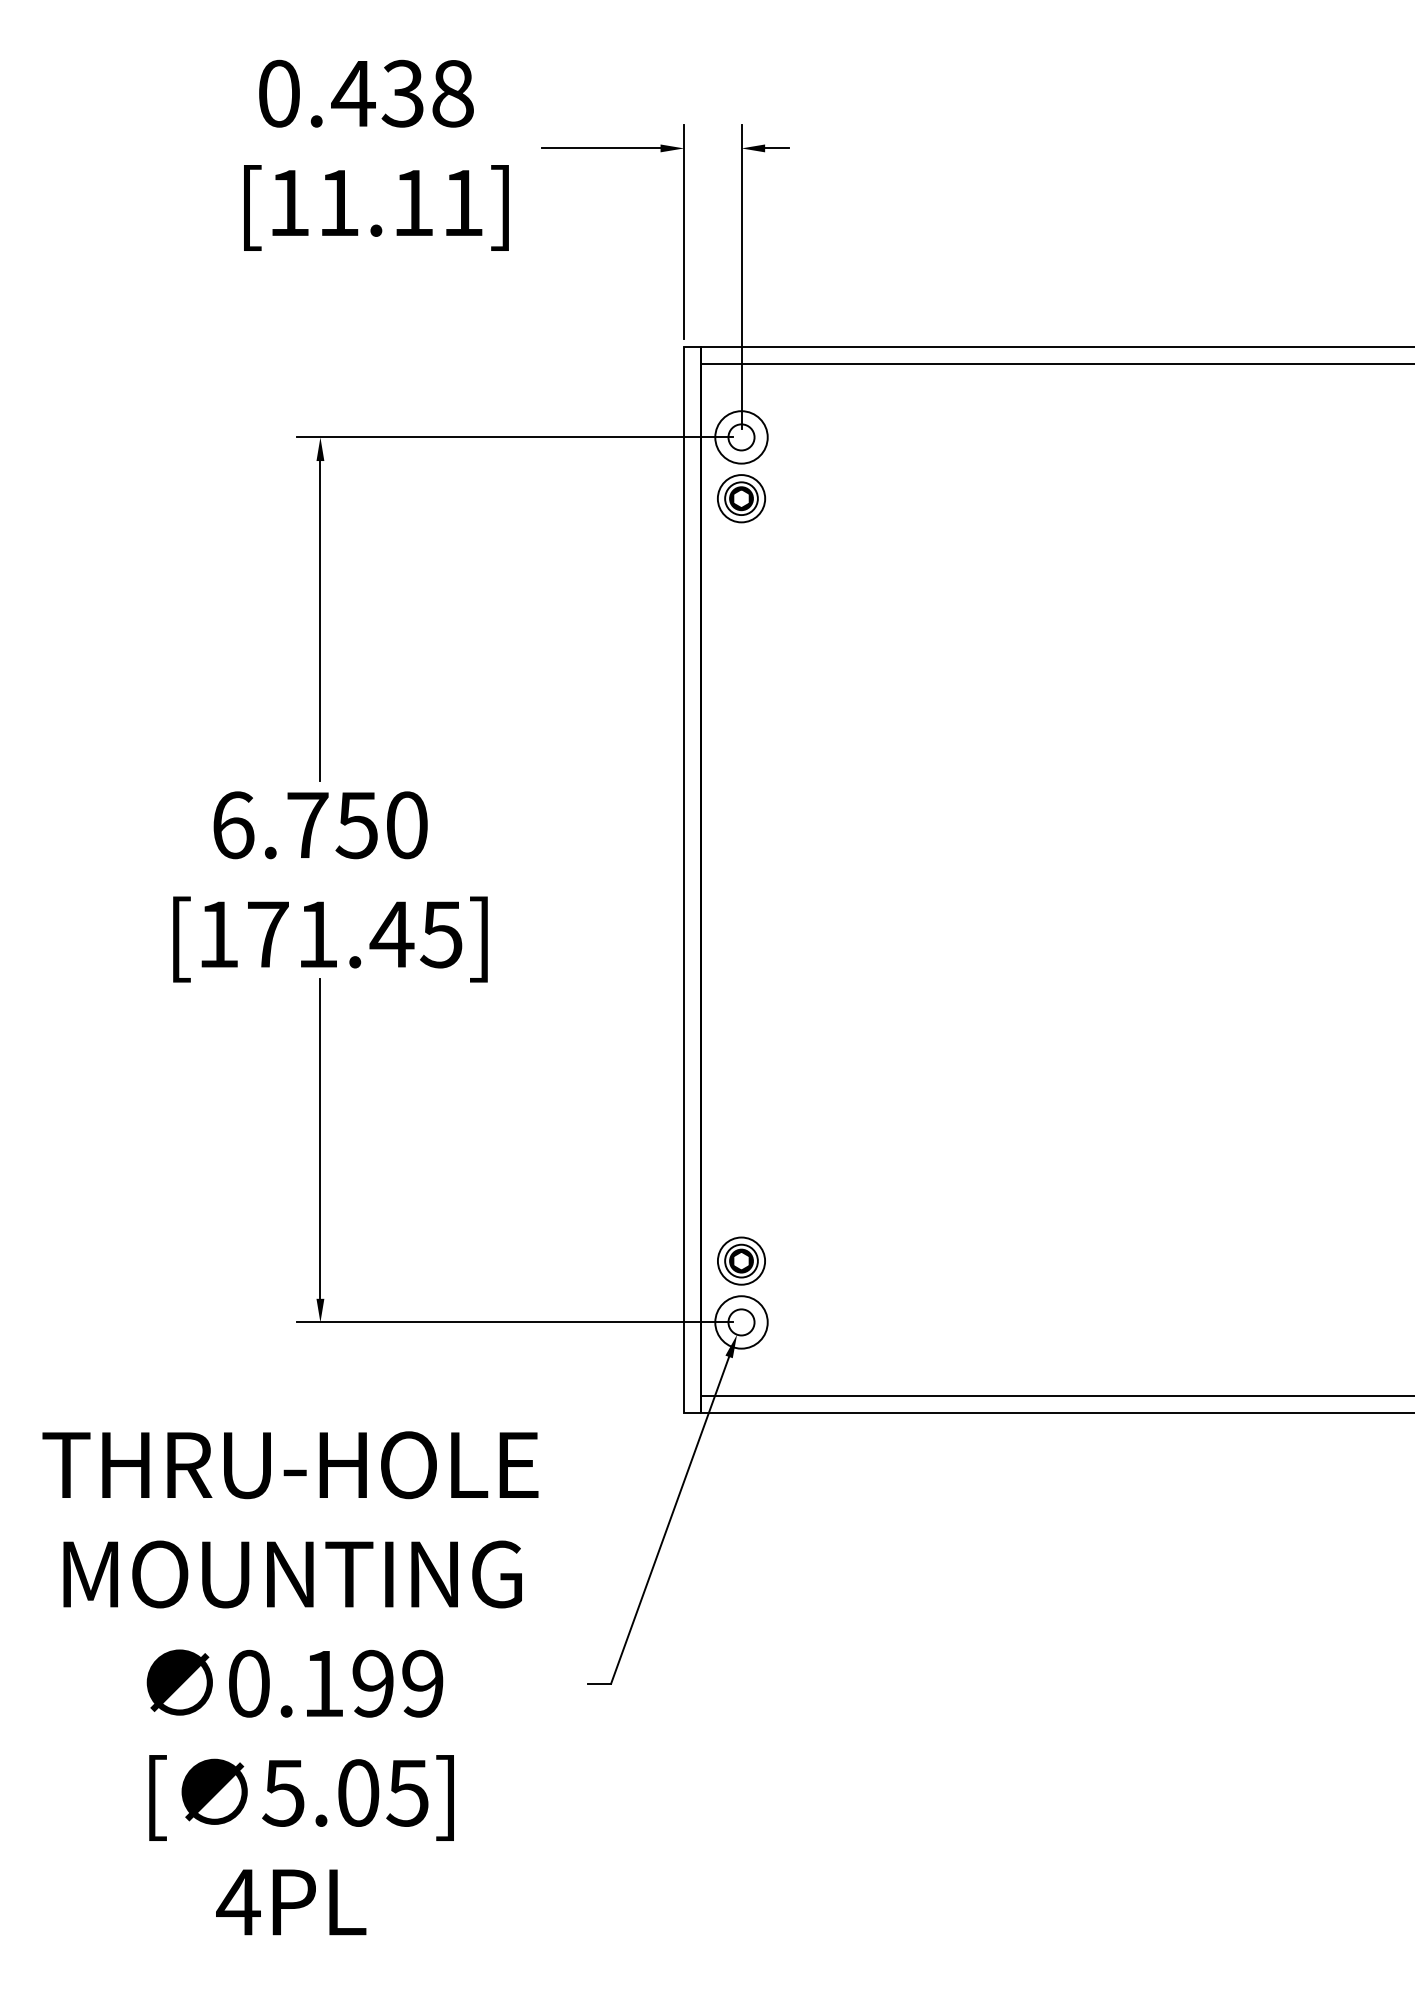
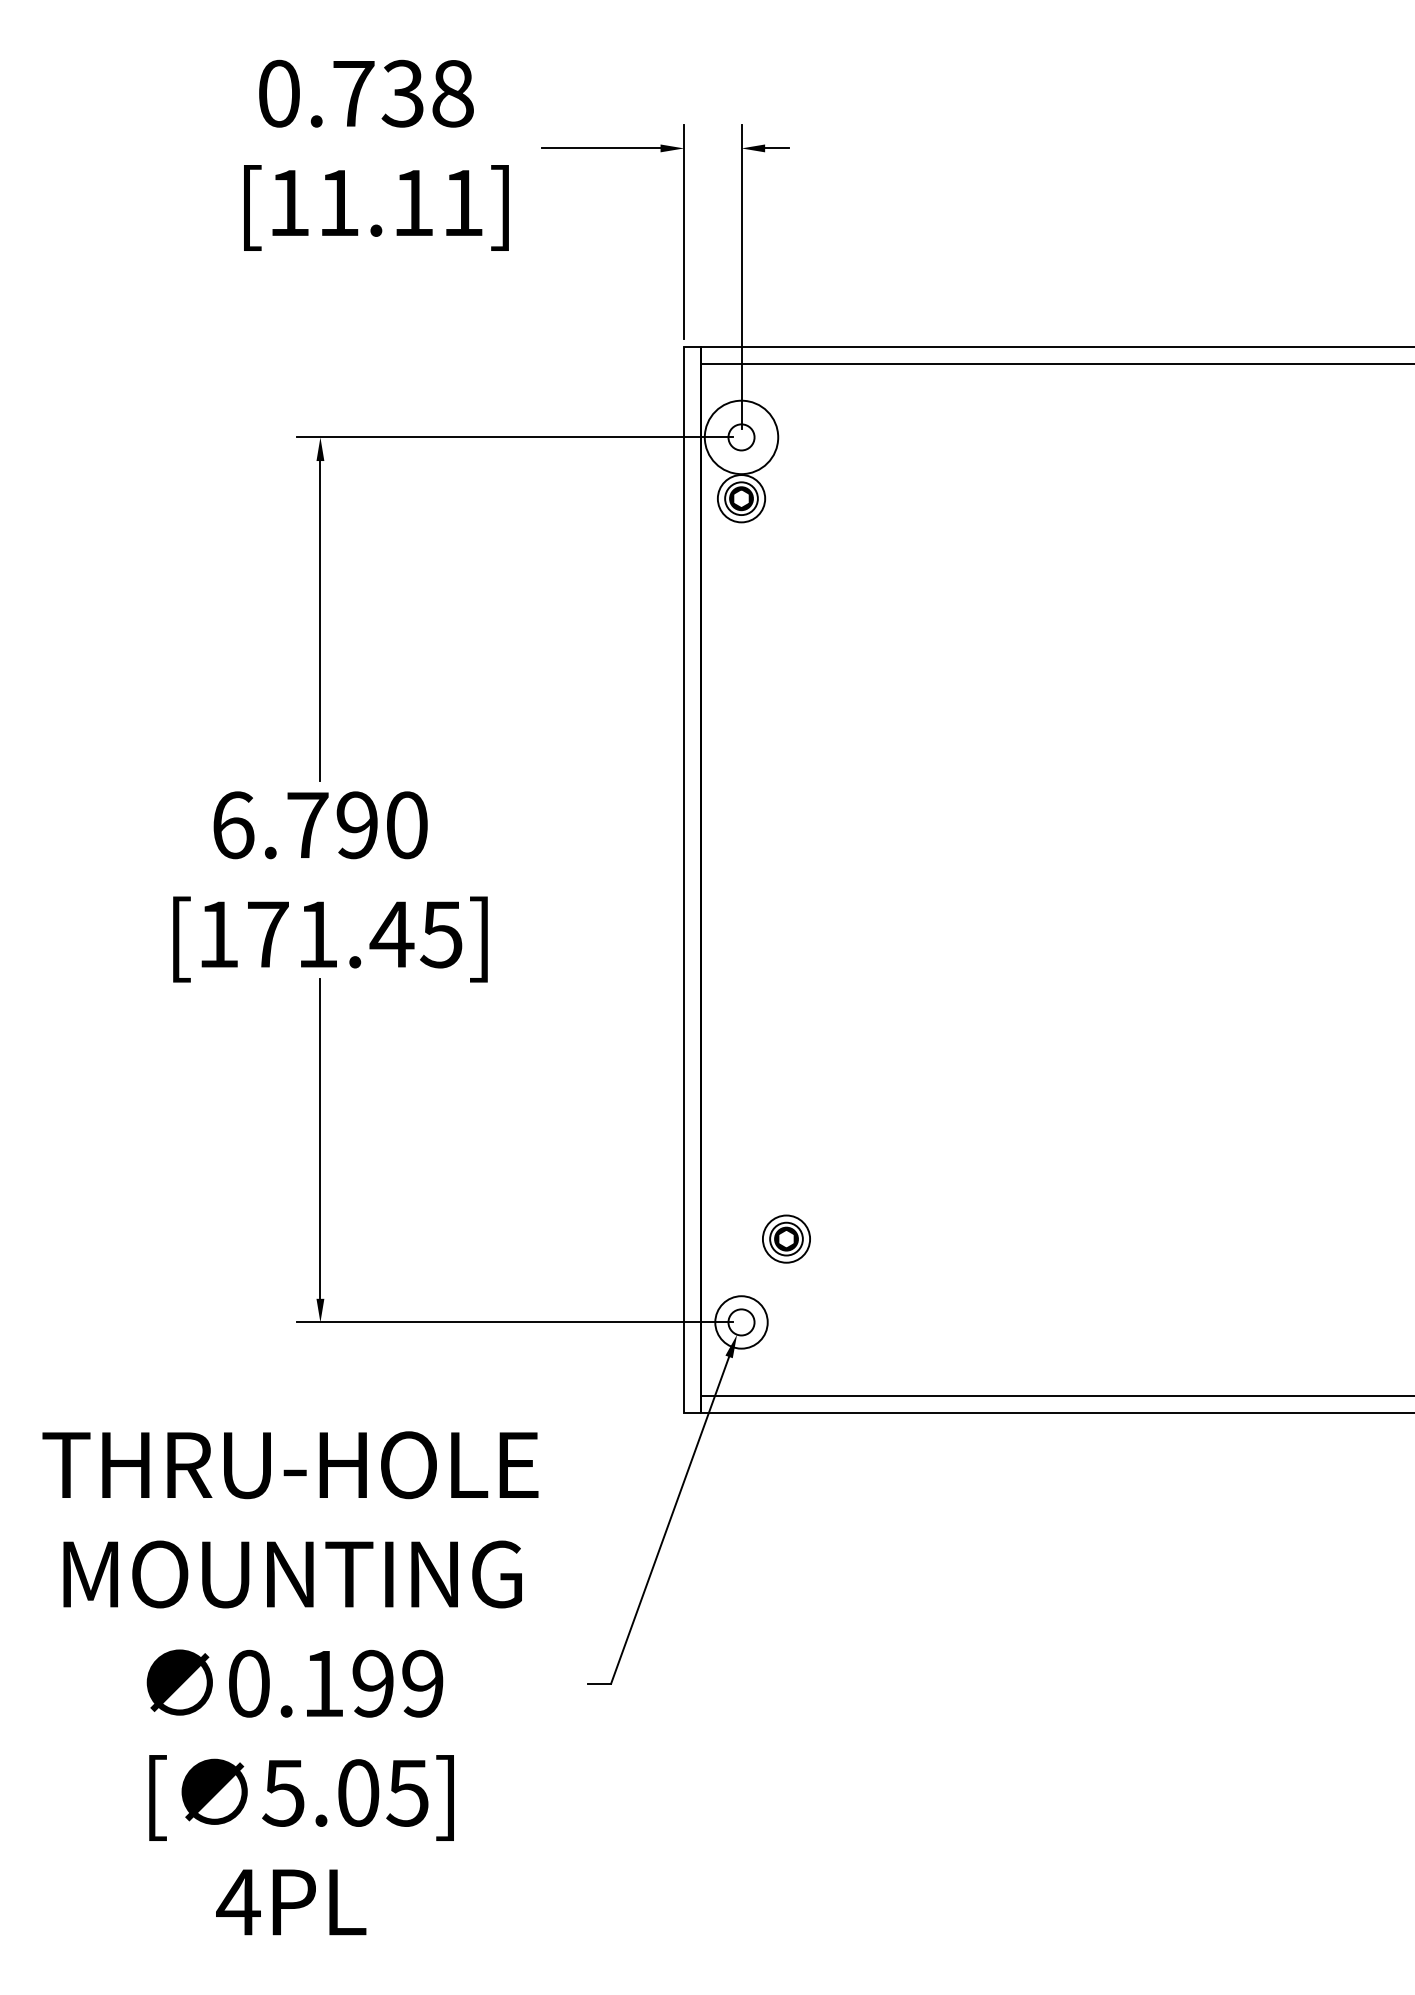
text: 0.438 -> 0.738 (353, 93)
circle diameter: 52 px -> 73 px (741, 437)
text: 6.750 -> 6.790 (356, 825)
part position: (741, 1260) -> (786, 1238) (786, 1238)
